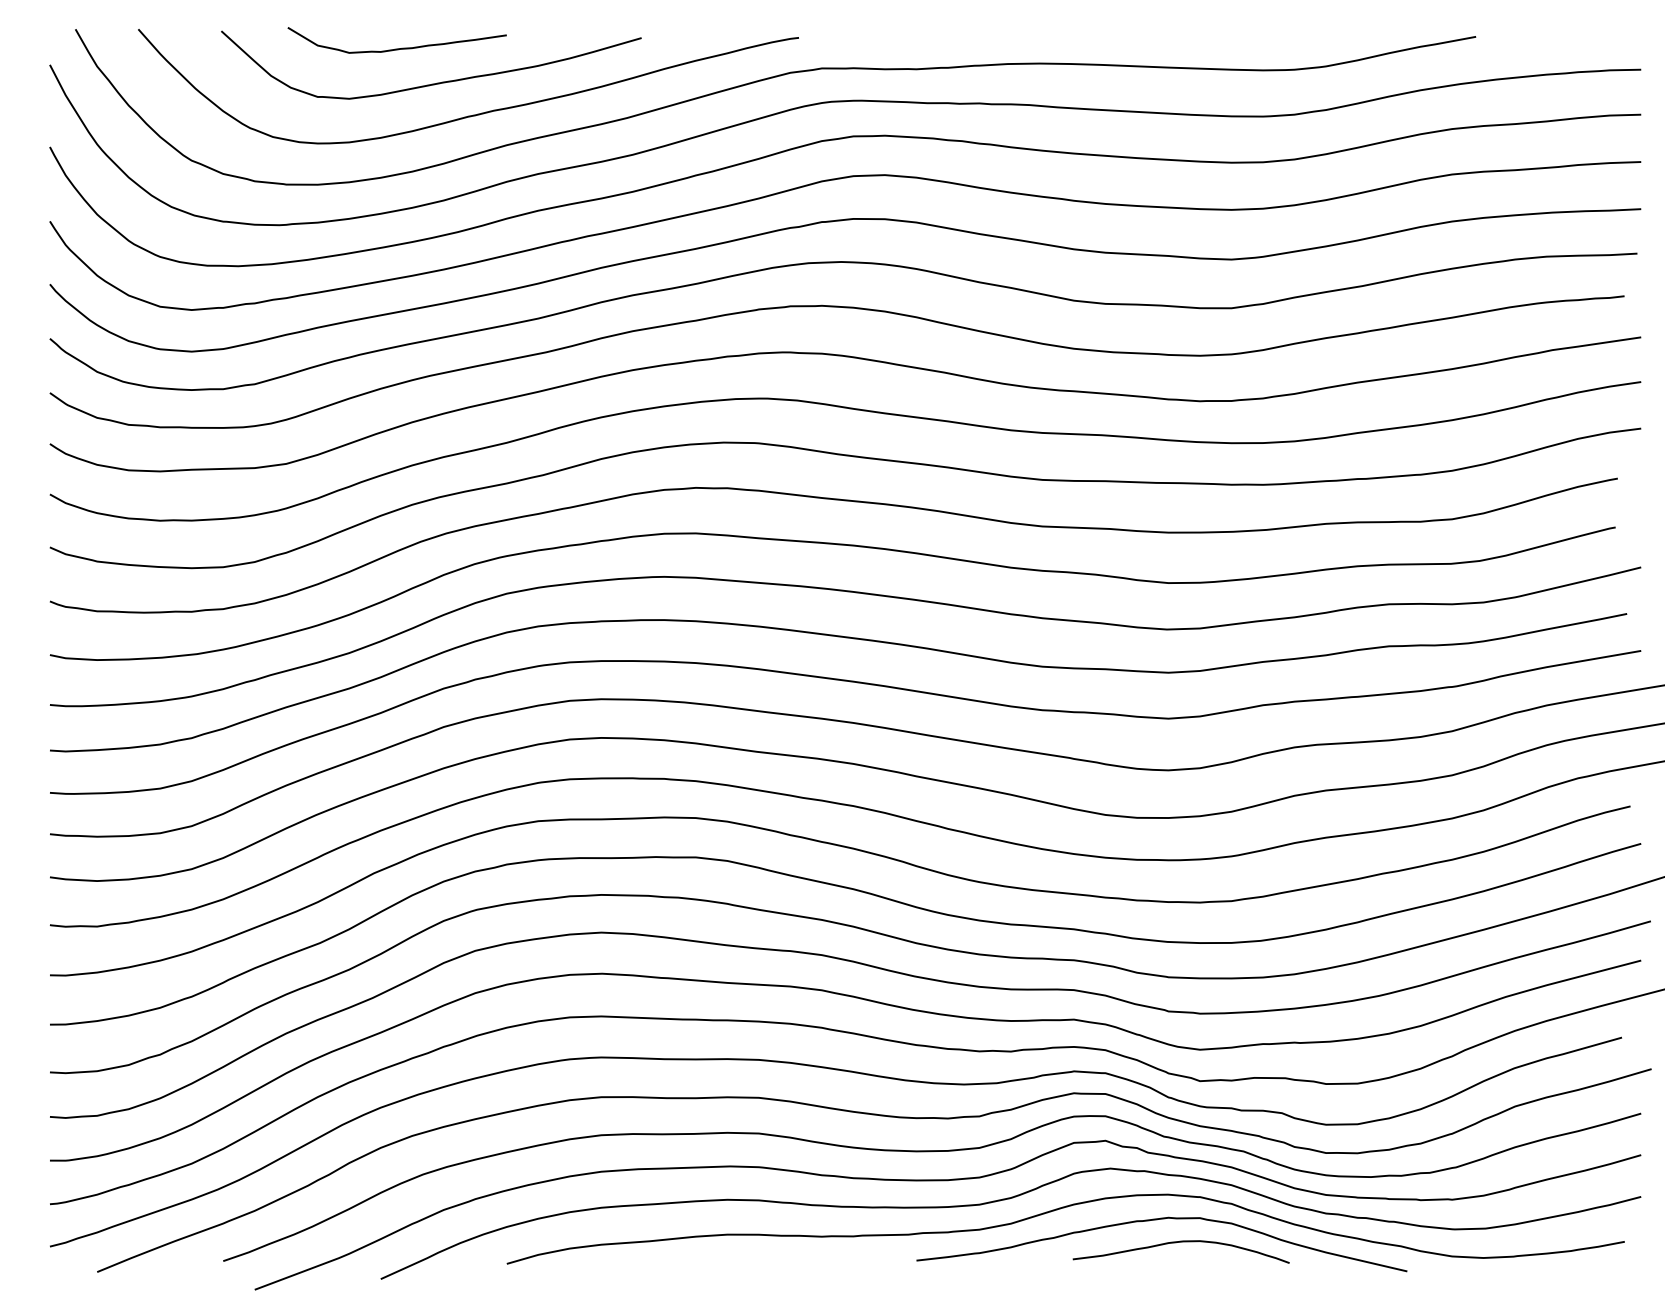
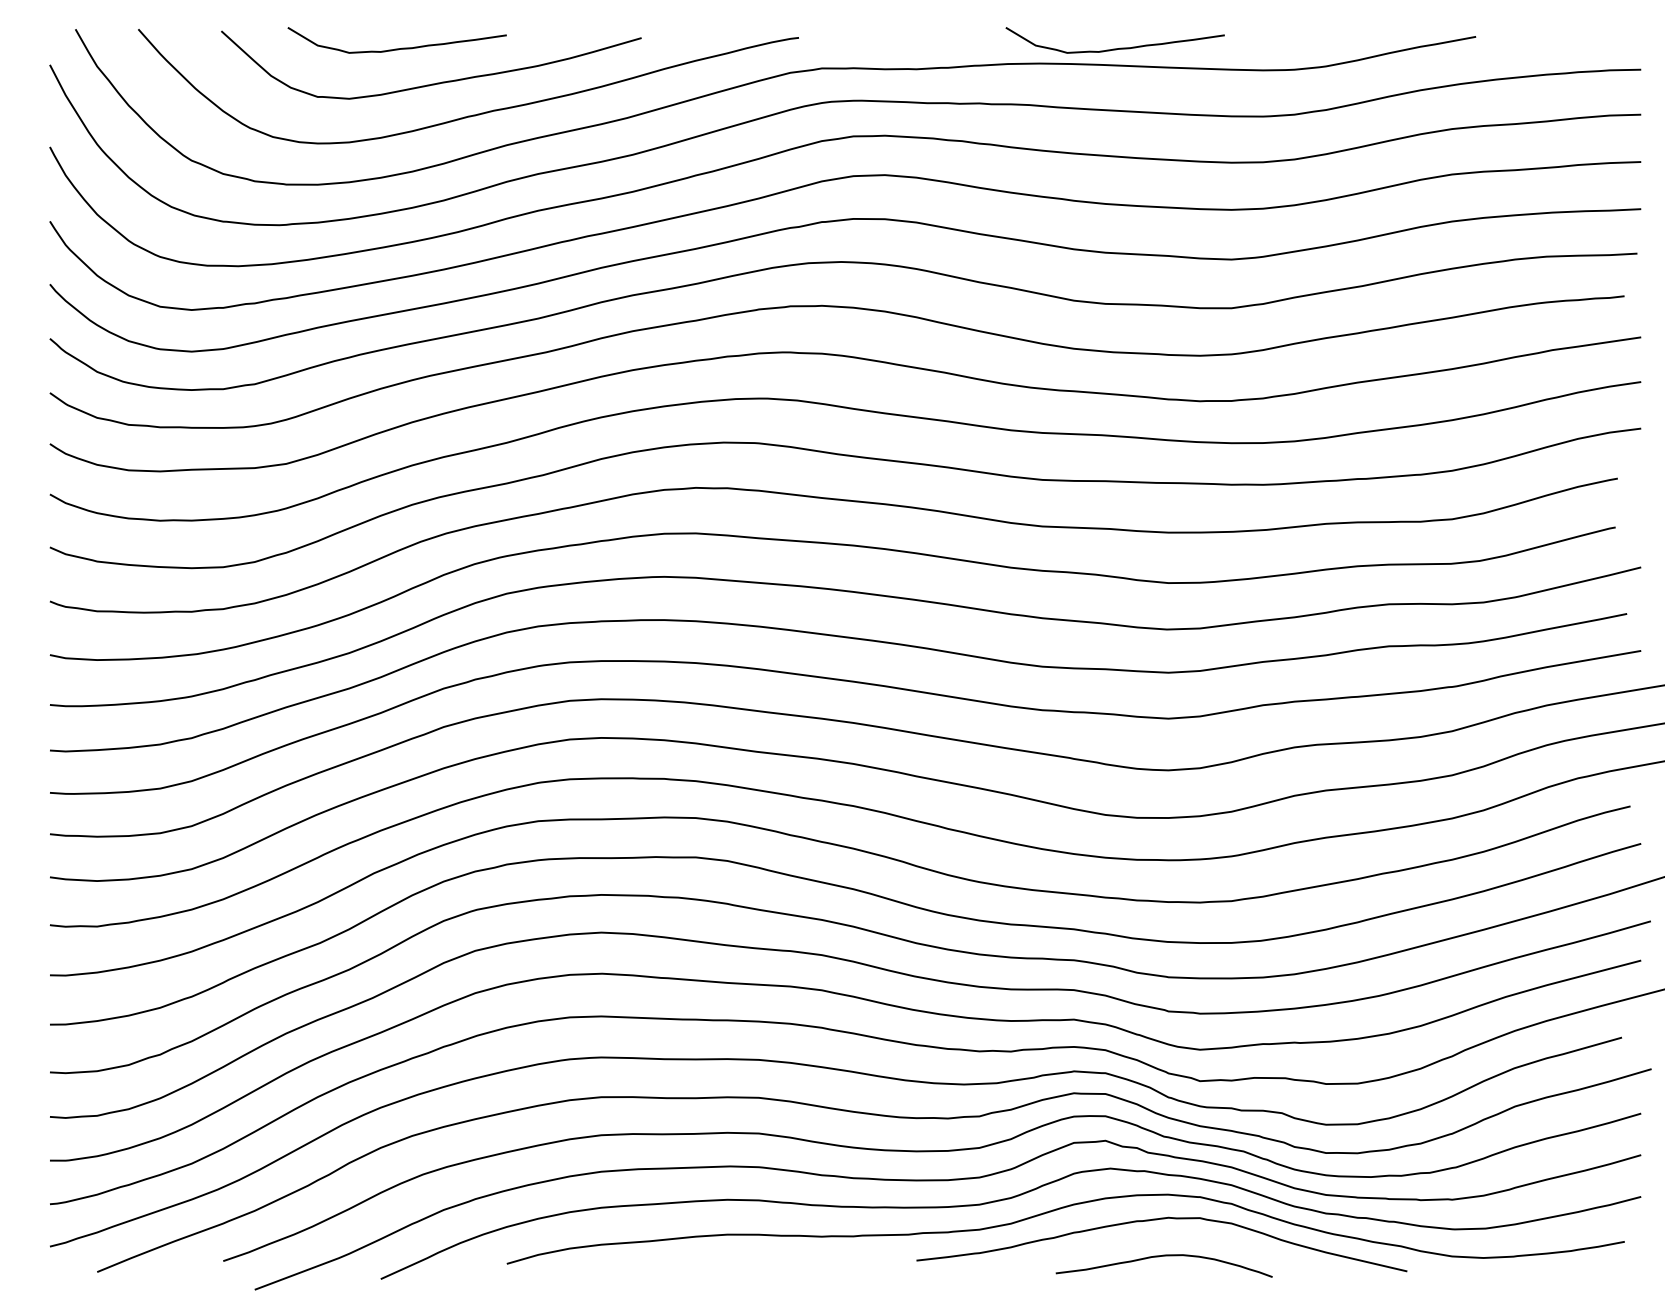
curve: none -> present (1114, 48)
curve position: (1176, 1243) -> (1159, 1257) (1159, 1257)
